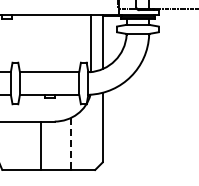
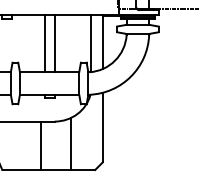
line: none -> present (45, 43)
line: none -> present (54, 43)
line: dashed -> solid (71, 143)
